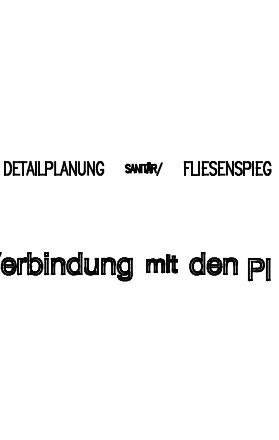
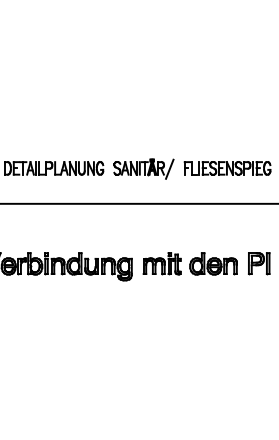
part size: 38x14 px -> 62x22 px (143, 168)
line: none -> present (138, 203)
part size: 32x20 px -> 40x24 px (161, 263)
part position: (259, 269) -> (259, 263) (259, 263)
